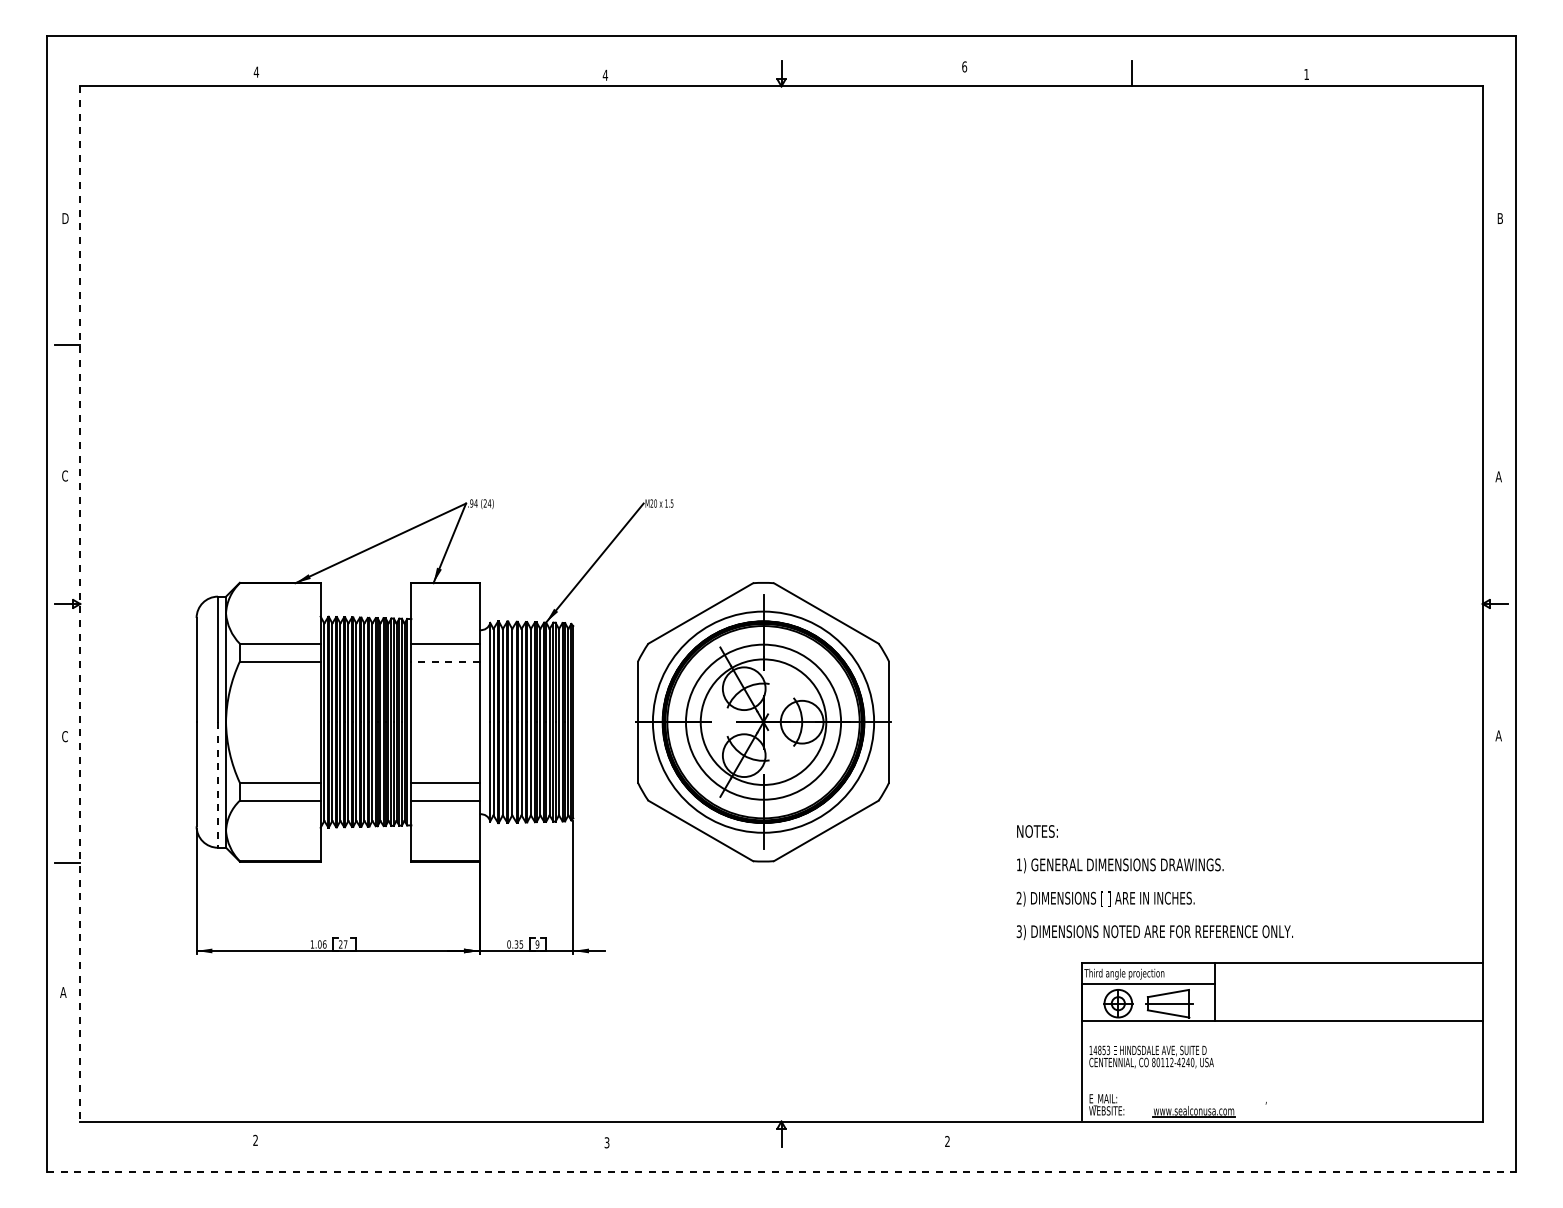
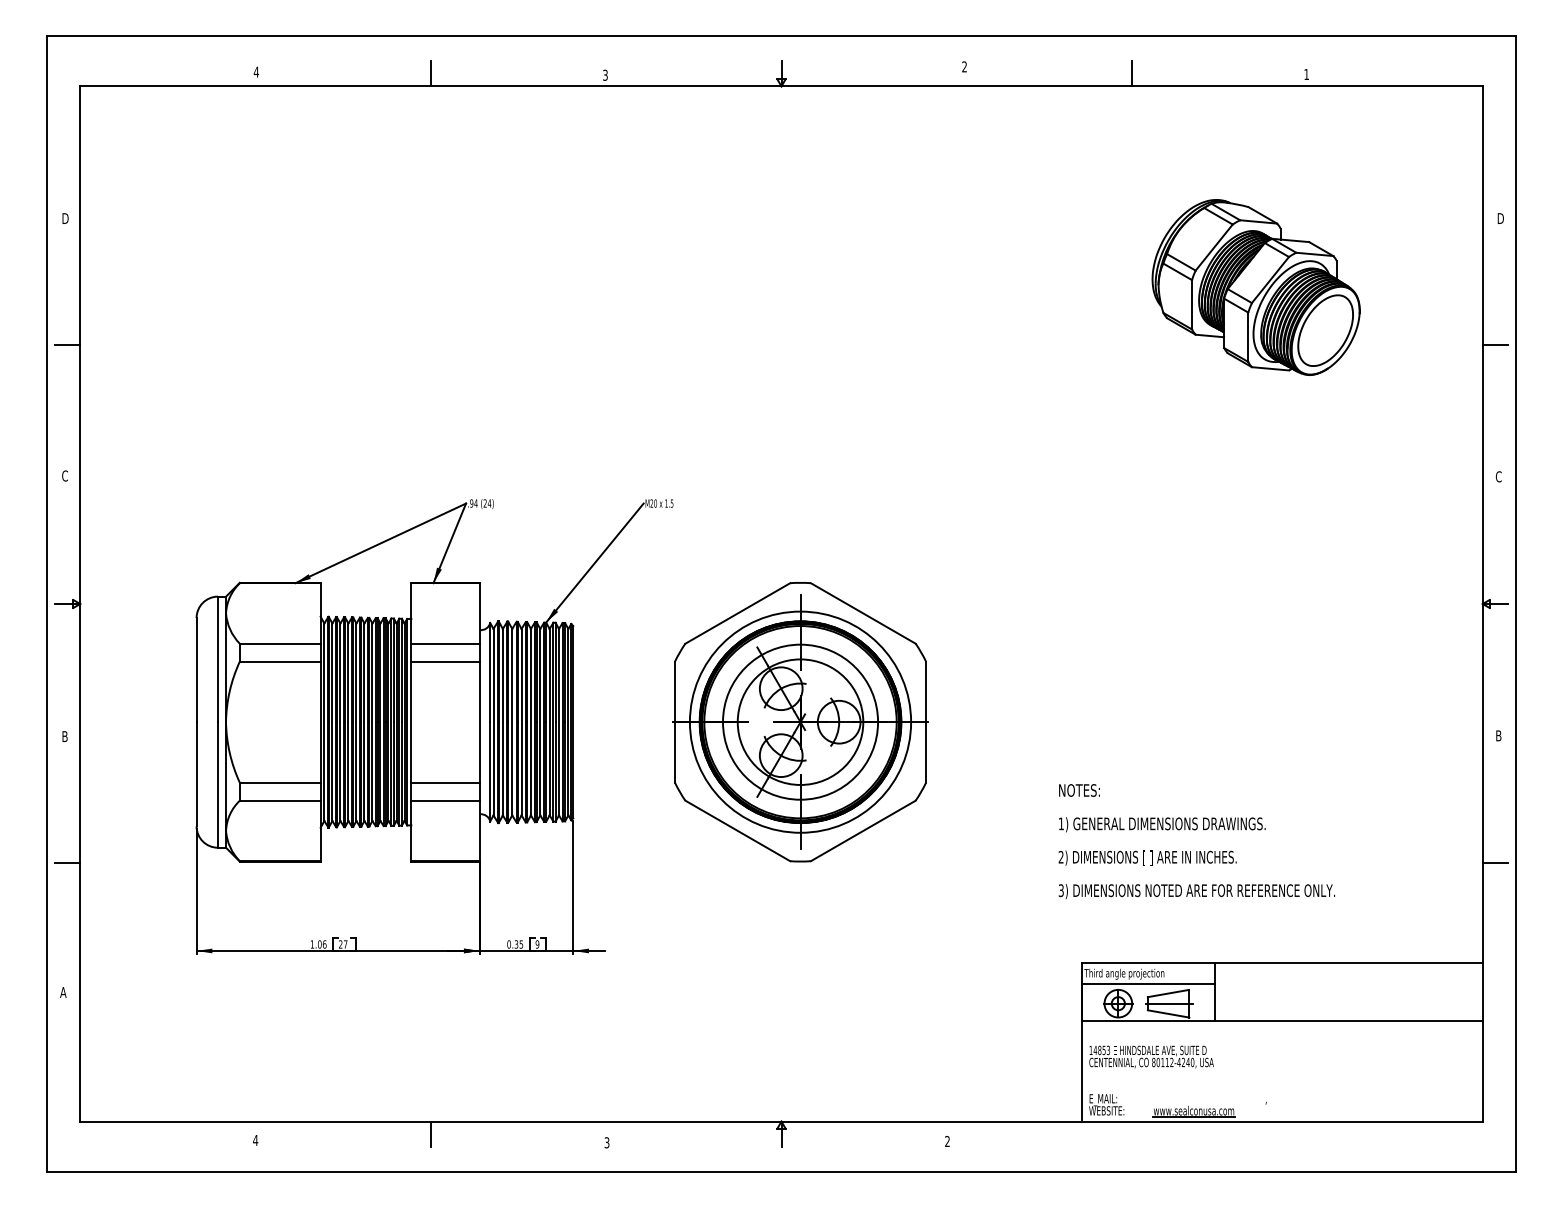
text: 6 -> 2 (964, 66)
line: none -> present (430, 73)
text: 4 -> 3 (605, 74)
text: B -> D (1500, 218)
part: none -> present (1255, 287)
line: none -> present (1494, 345)
text: A -> C (1498, 476)
line: dashed -> solid (80, 604)
line: dashed -> solid (445, 661)
part position: (763, 722) -> (800, 722) (800, 722)
text: A -> B (1498, 735)
text: C -> B (64, 736)
line: dashed -> solid (217, 784)
line: none -> present (1494, 862)
text position: (1154, 882) -> (1196, 841) (1196, 841)
line: none -> present (430, 1133)
text: 2 -> 4 (255, 1139)
line: dashed -> solid (781, 1171)
